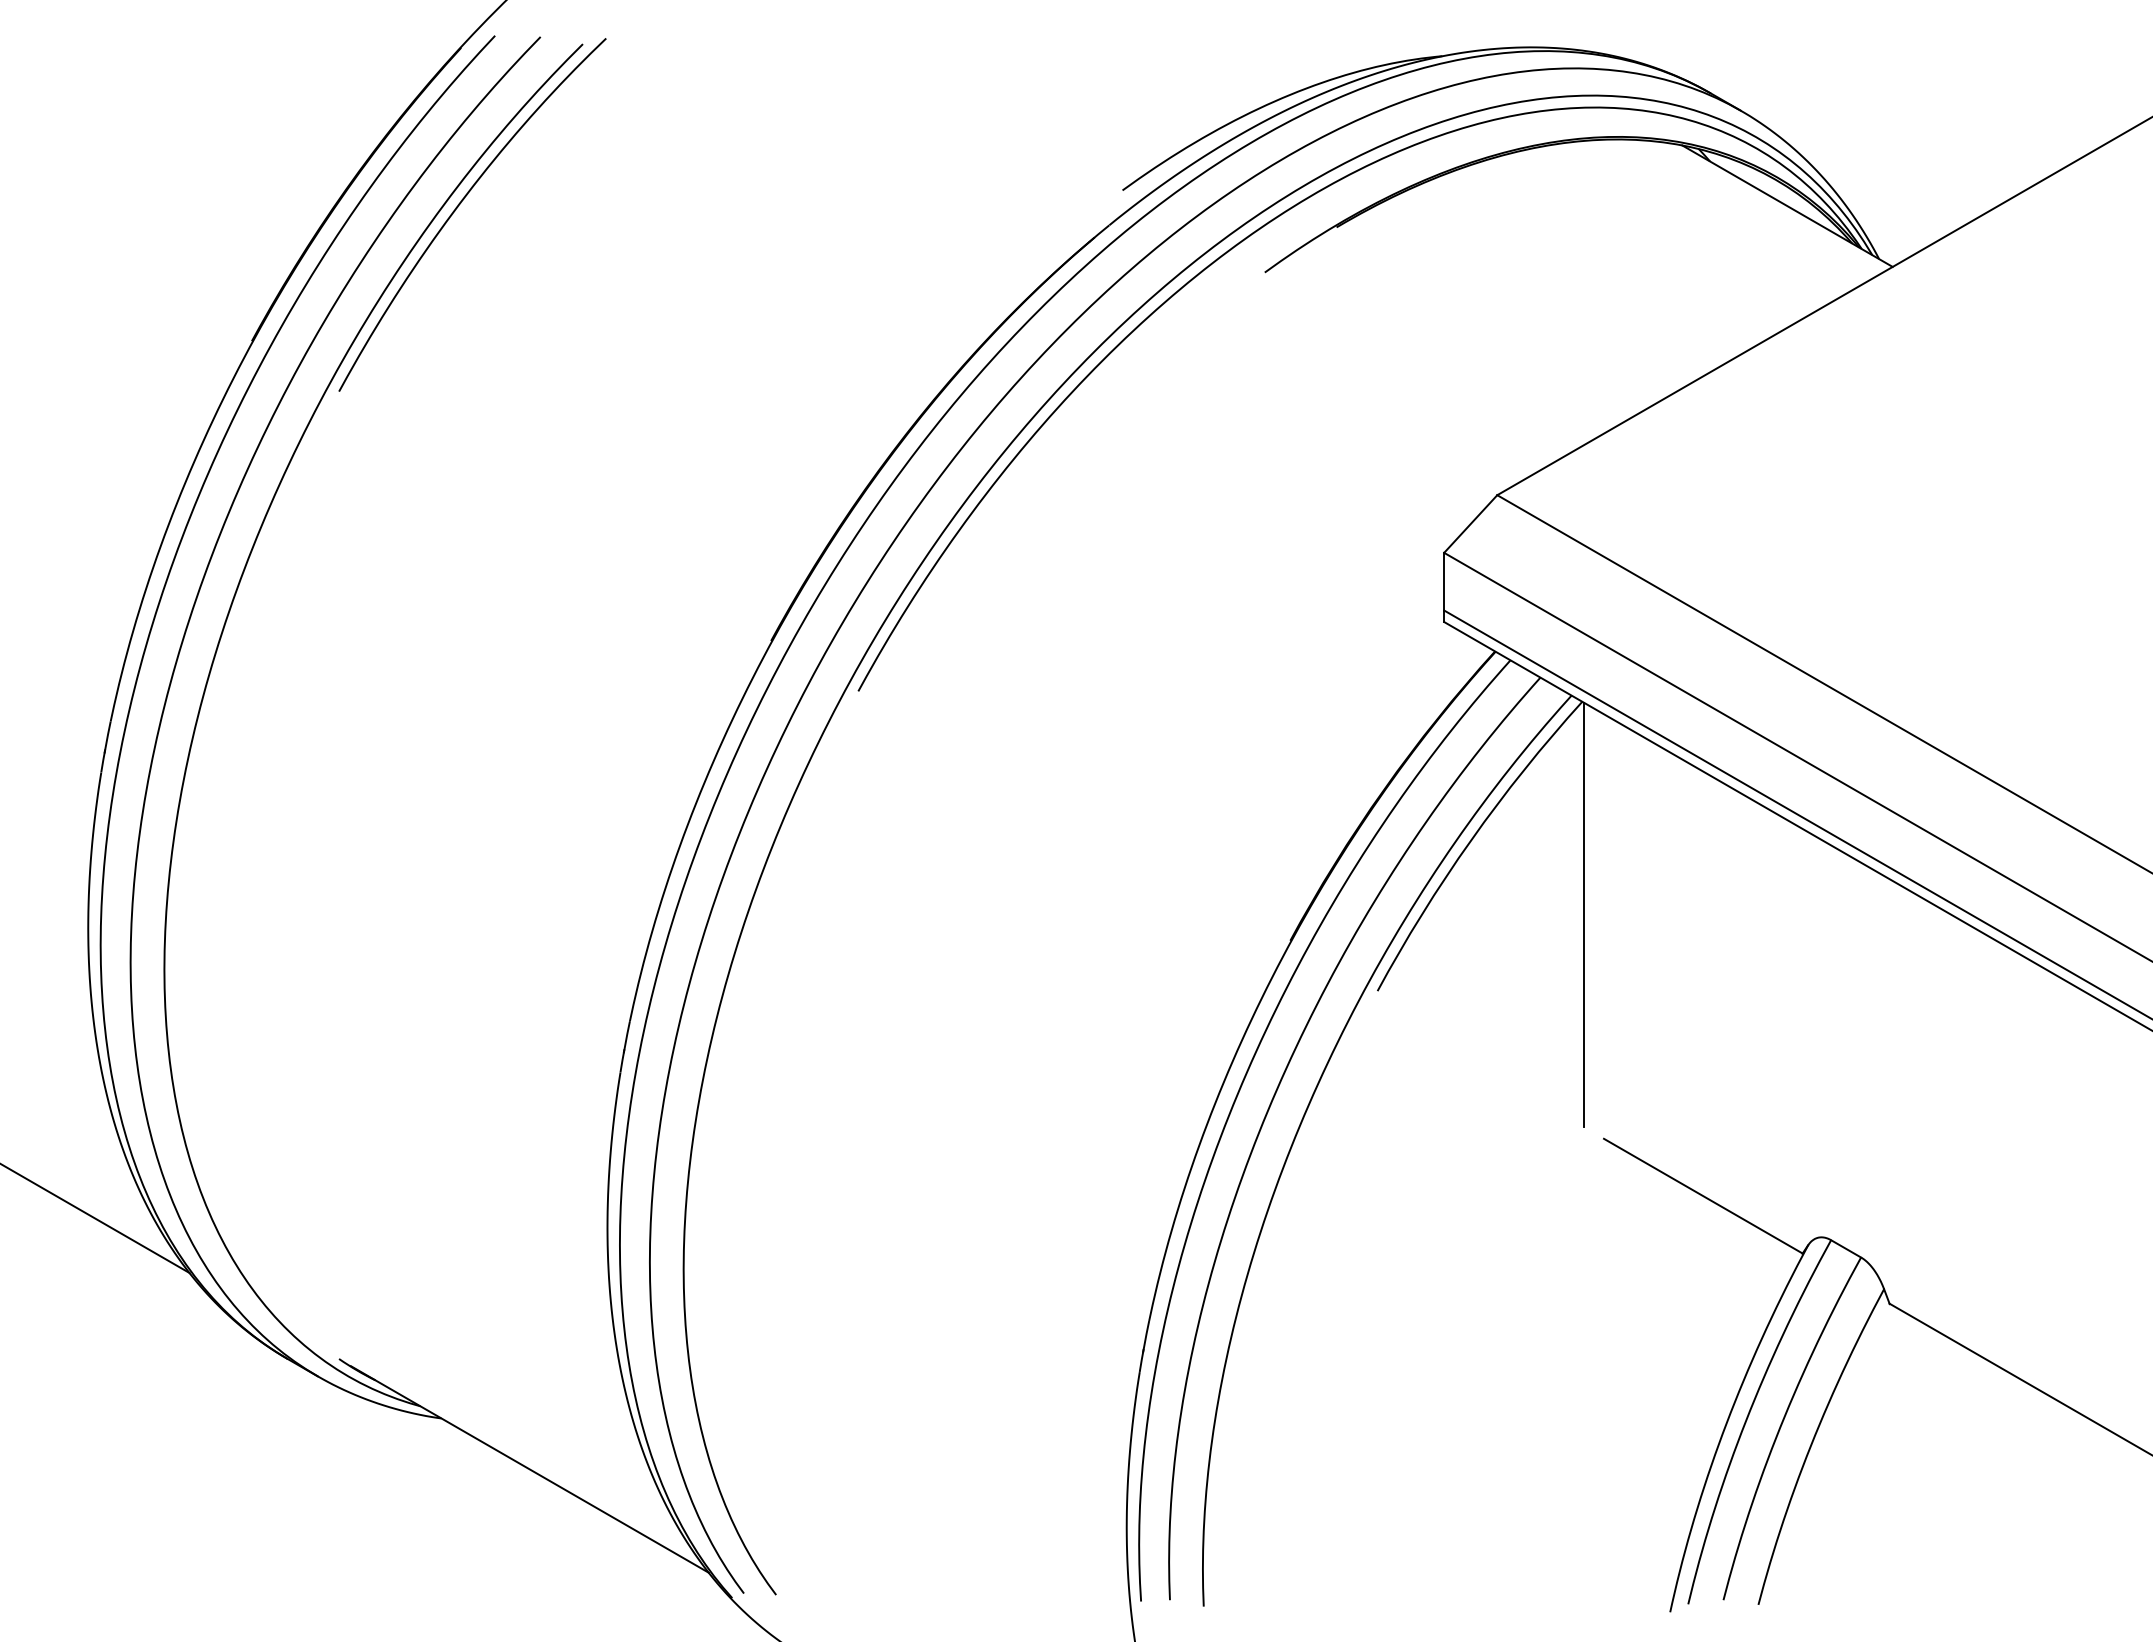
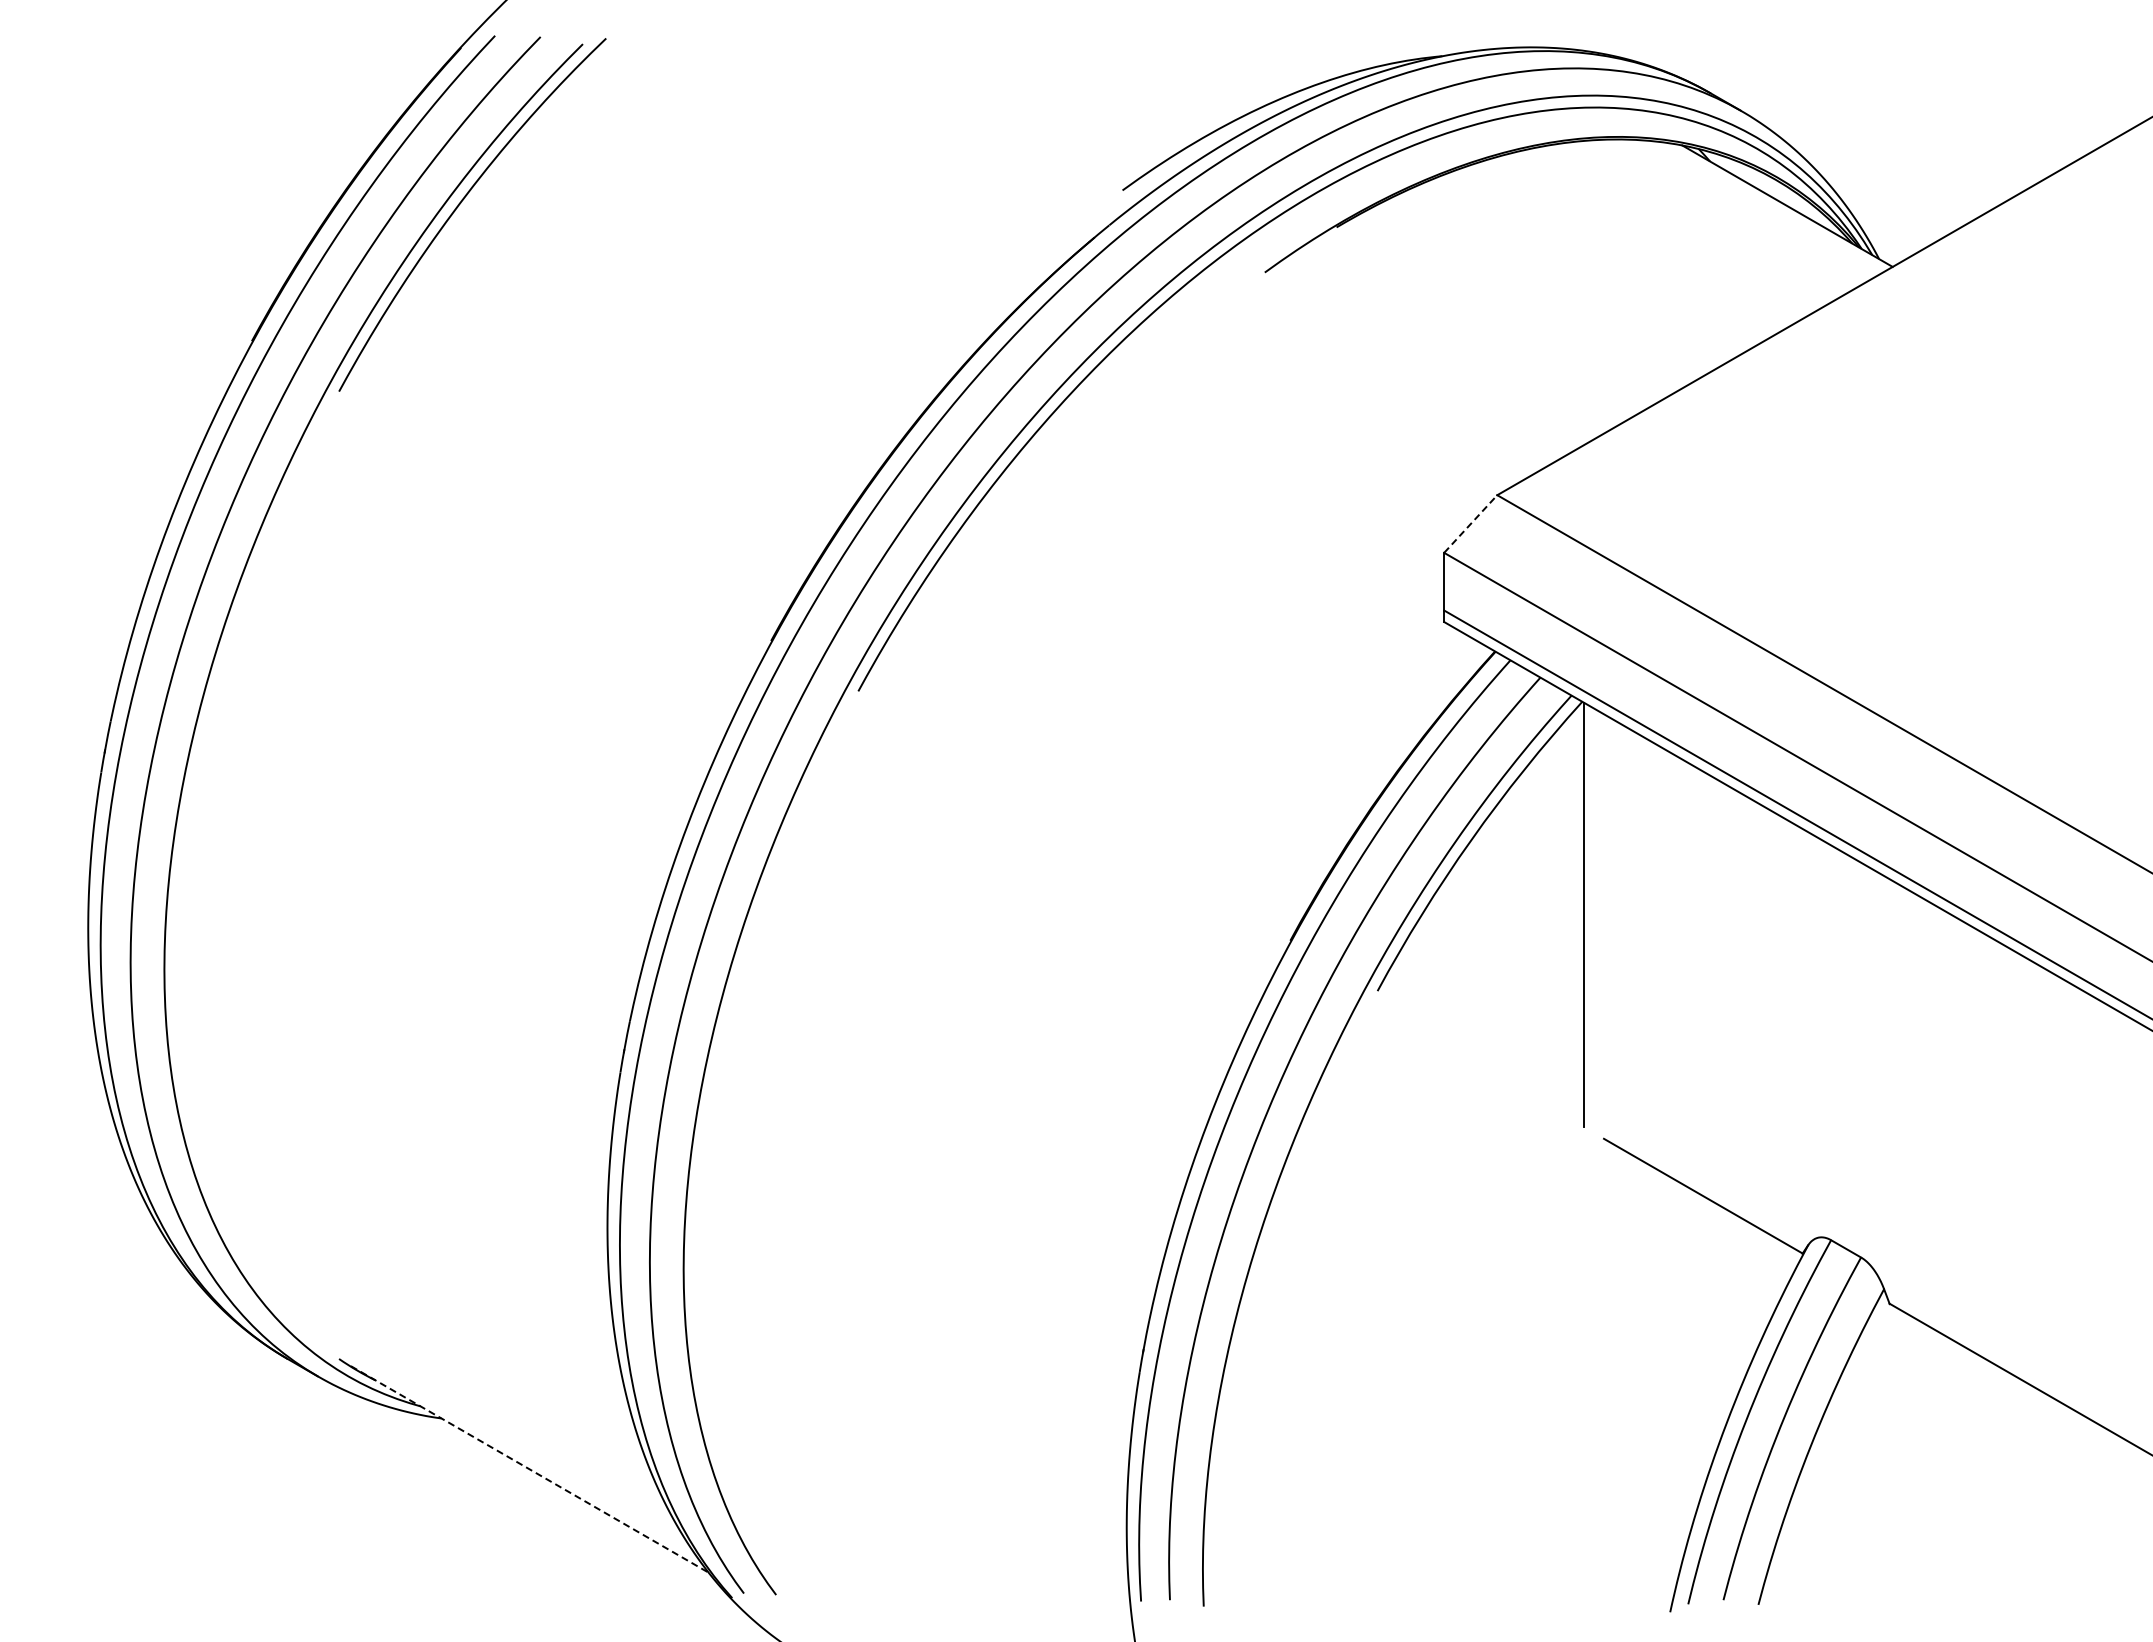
line: solid -> dashed (1471, 523)
line: present -> none (95, 1218)
line: solid -> dashed (529, 1469)
